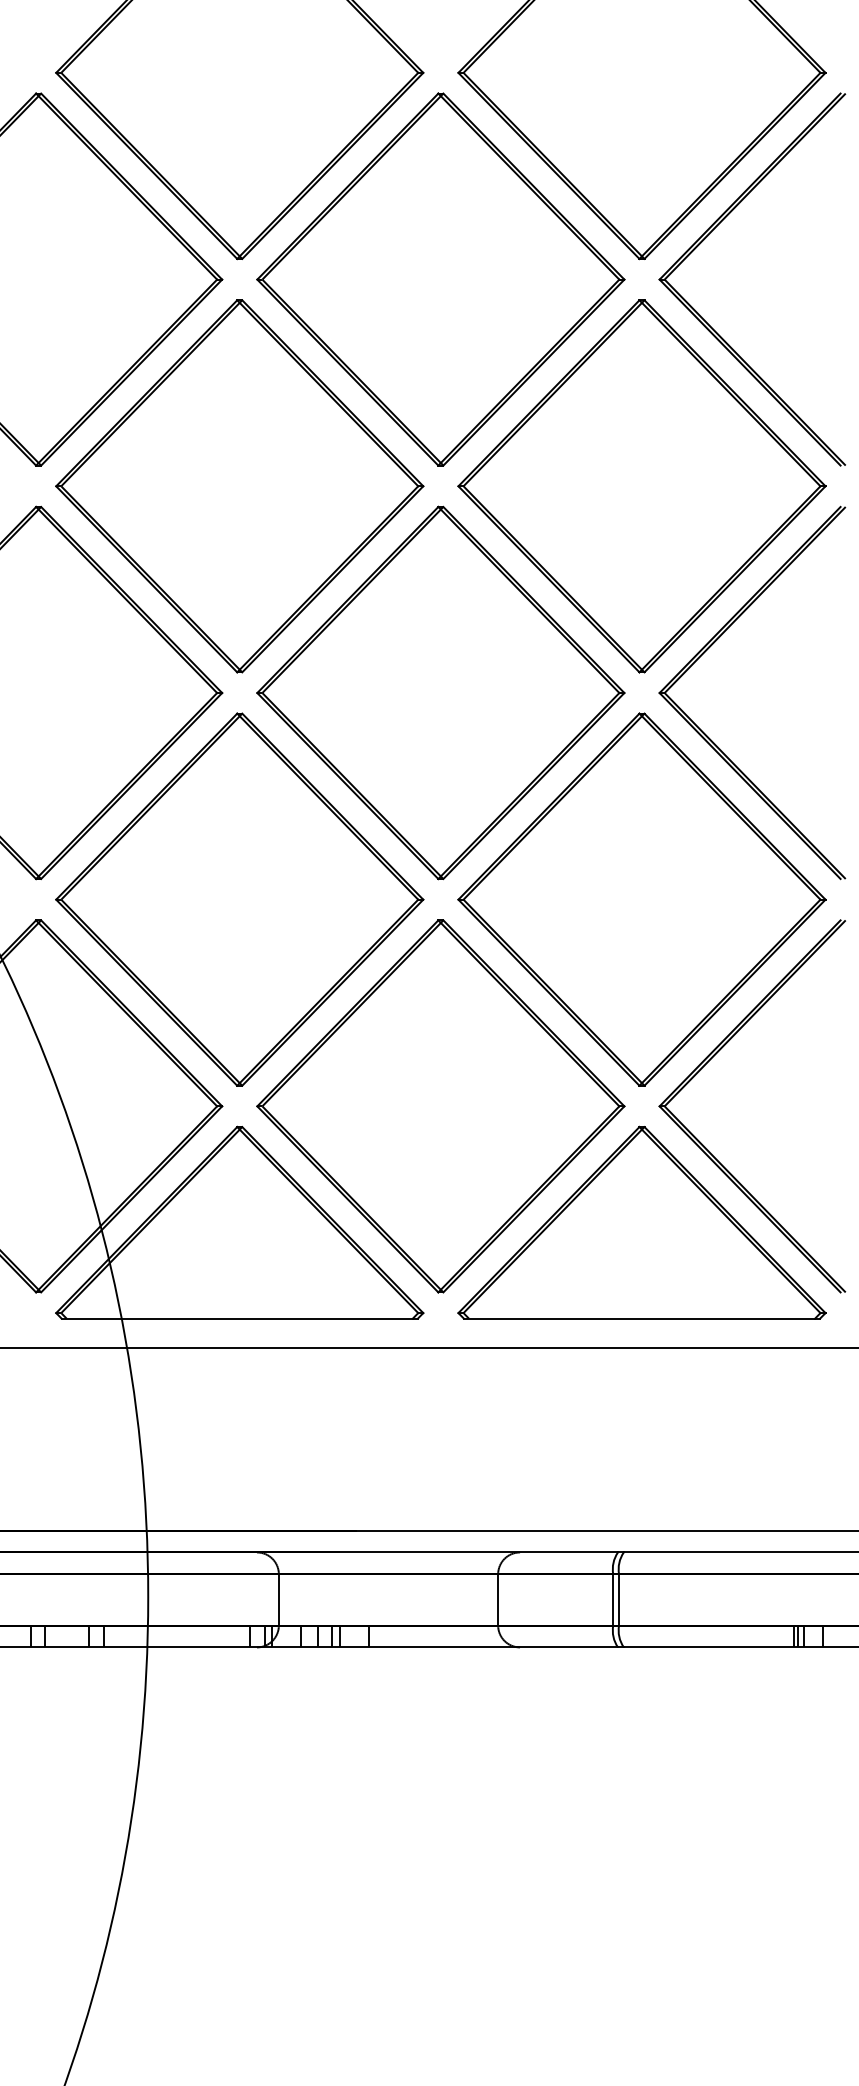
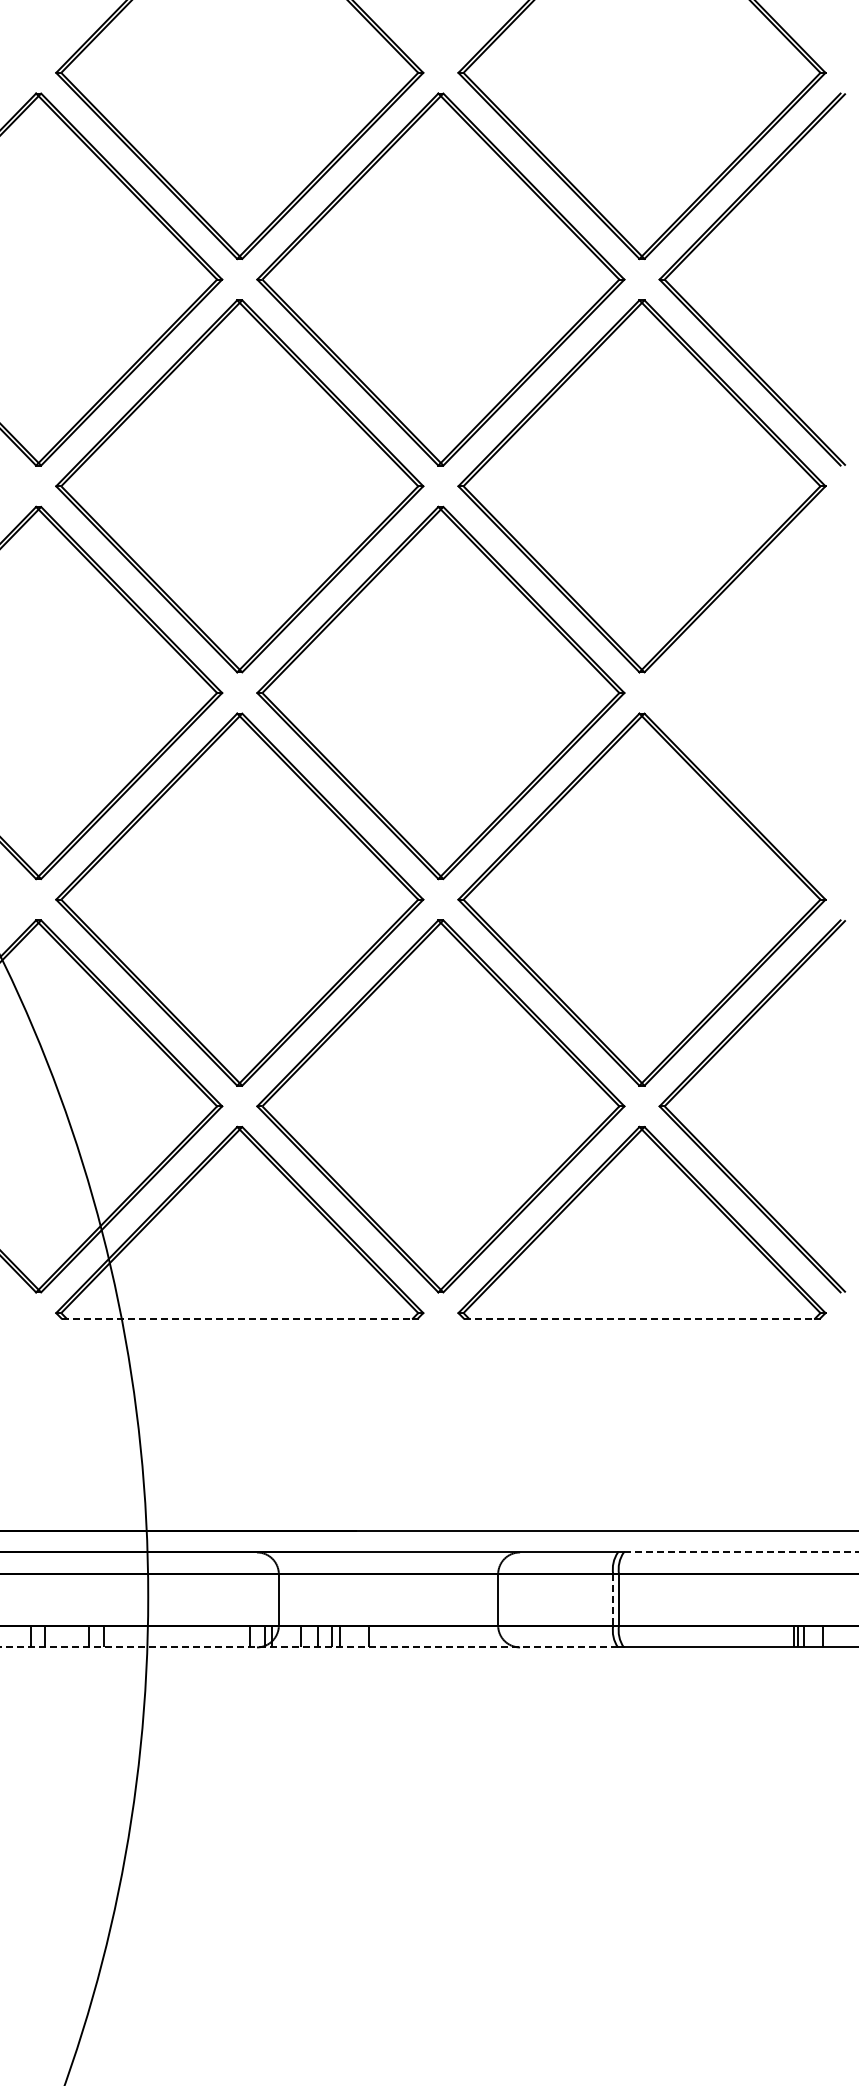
part: present -> none (709, 648)
line: solid -> dashed (237, 1318)
line: solid -> dashed (639, 1318)
line: present -> none (428, 1347)
line: solid -> dashed (741, 1552)
line: solid -> dashed (613, 1599)
line: solid -> dashed (309, 1647)
